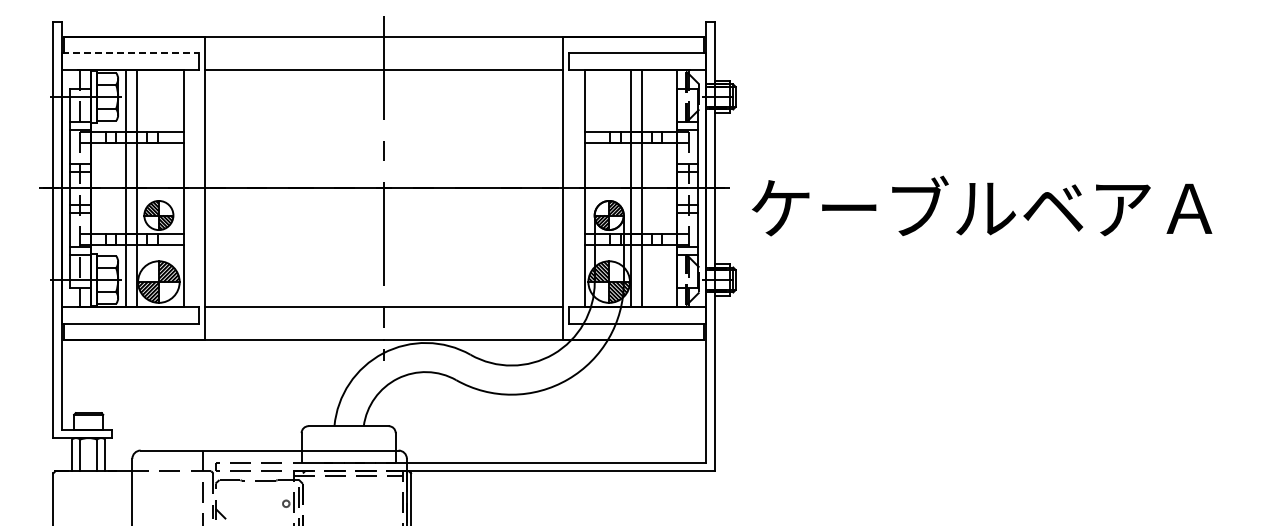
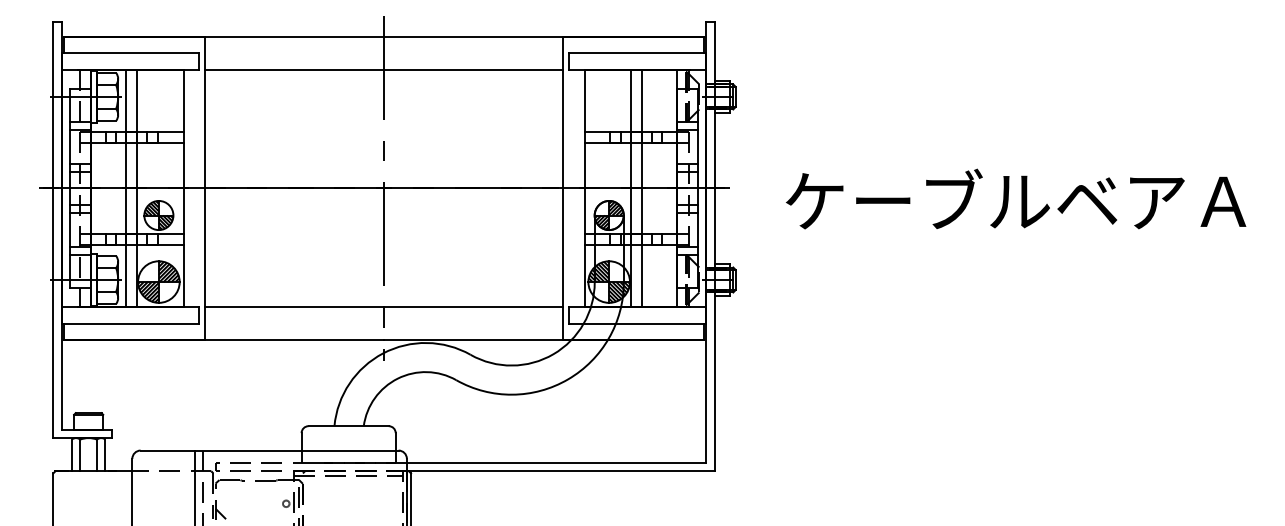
line: dashed -> solid (130, 53)
text position: (982, 205) -> (1016, 198) (1016, 198)
line: none -> present (194, 486)
